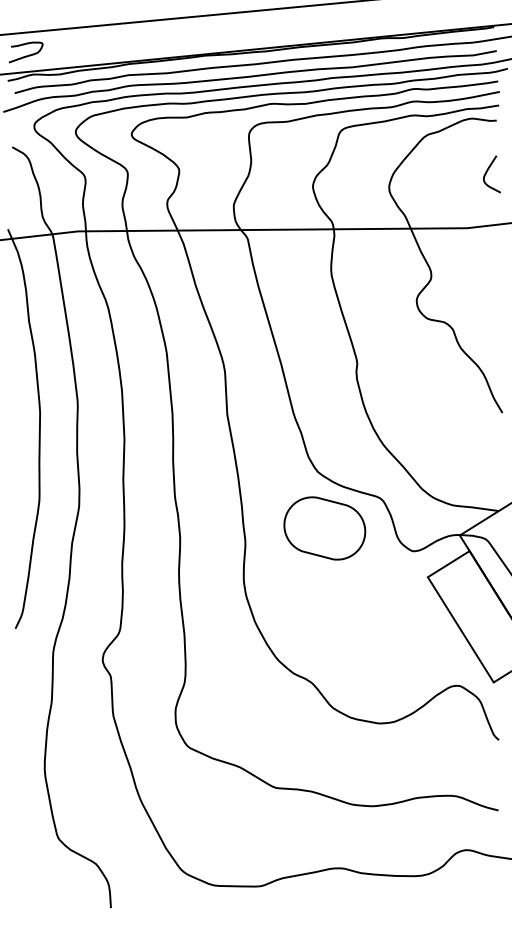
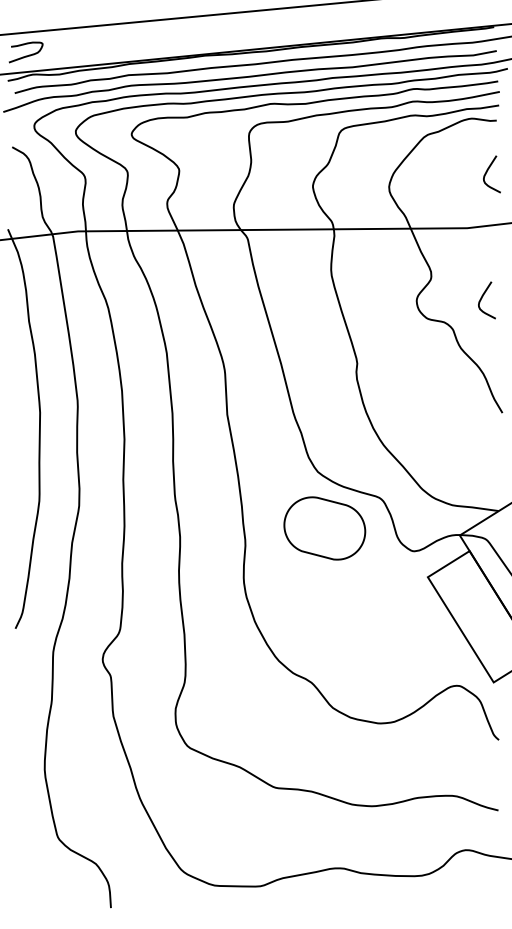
curve: none -> present (482, 298)
